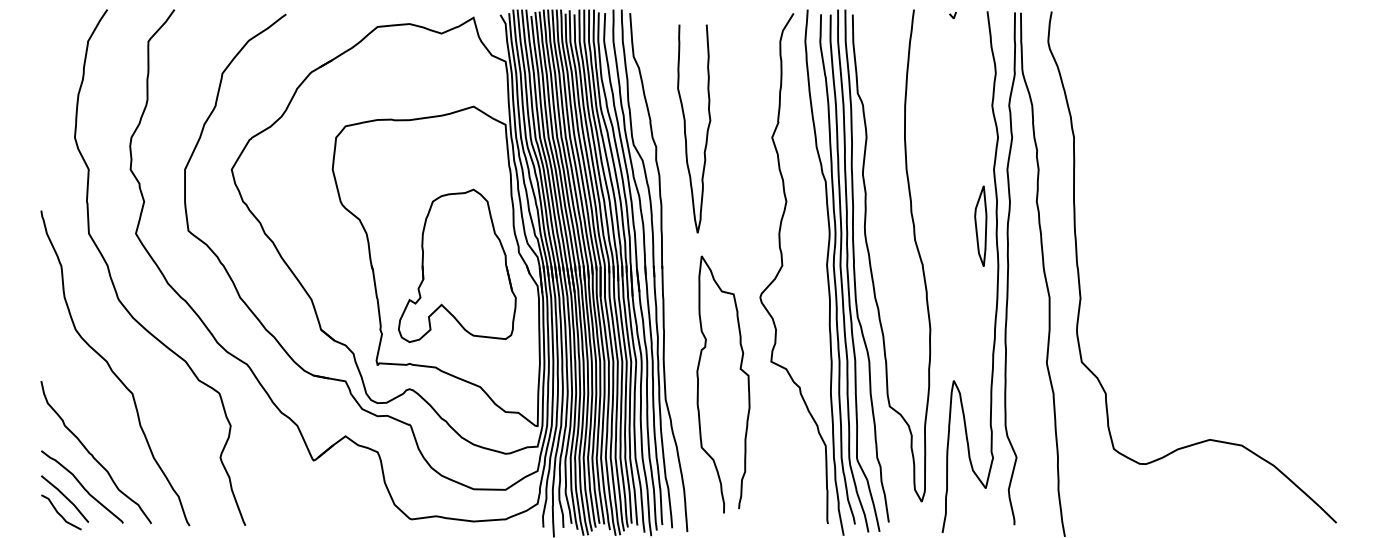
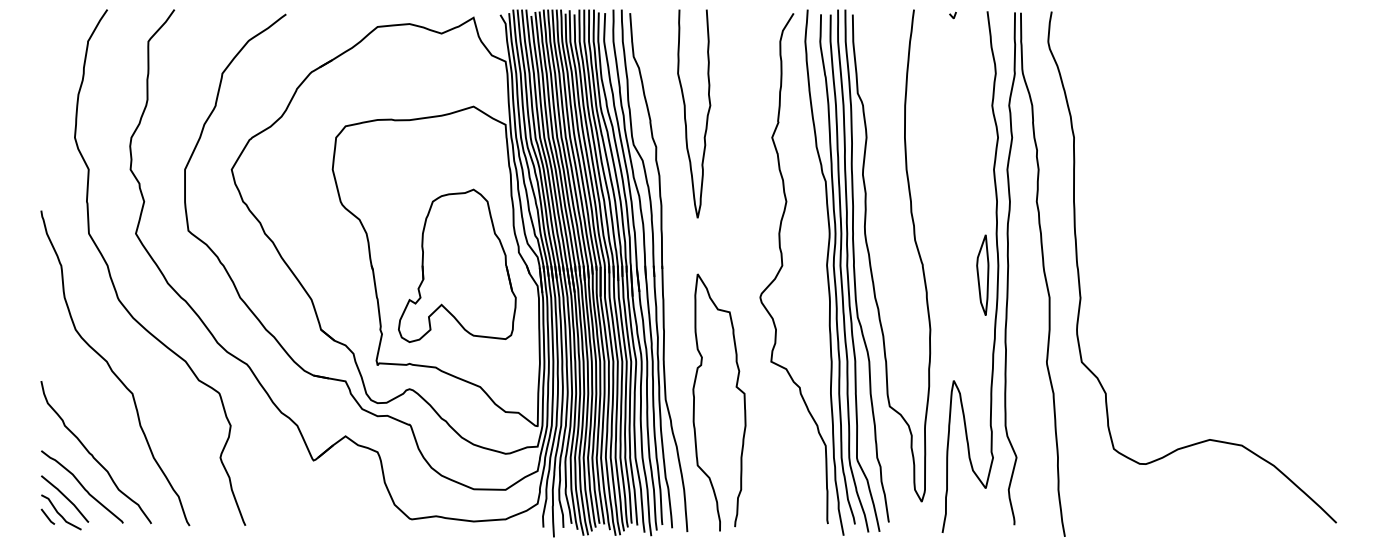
curve position: (685, 128) -> (685, 113) (685, 113)
part position: (980, 225) -> (982, 274) (982, 274)
curve position: (739, 369) -> (735, 387) (735, 387)
line: none -> present (47, 516)
